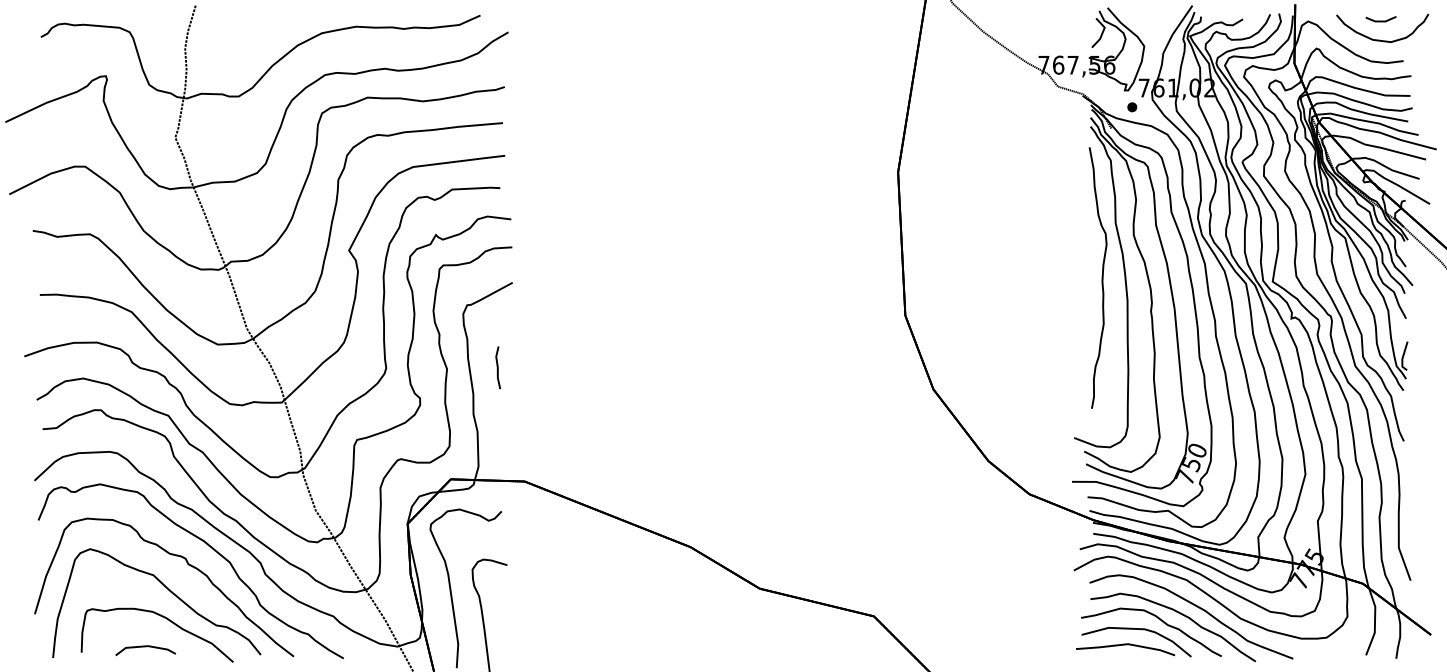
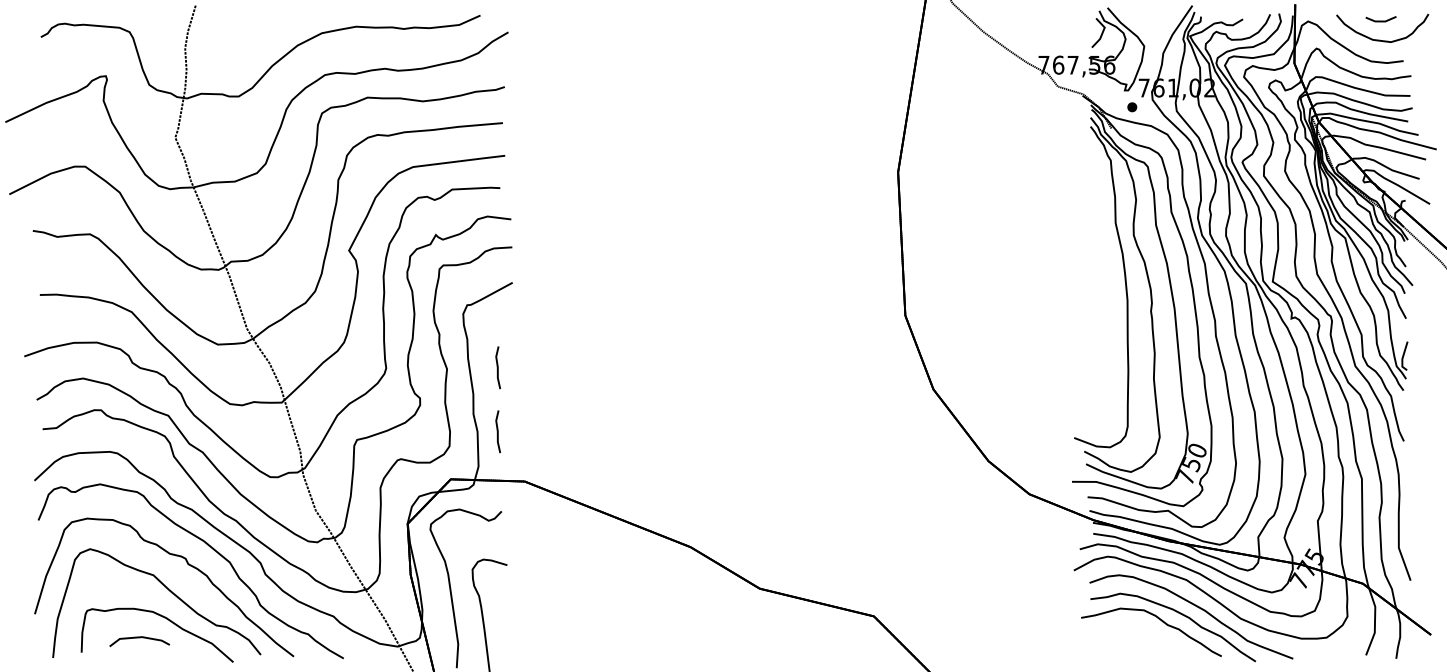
curve: present -> none (1101, 277)
line: none -> present (498, 431)
part: present -> none (1133, 642)
line position: (145, 647) -> (139, 638) (139, 638)
